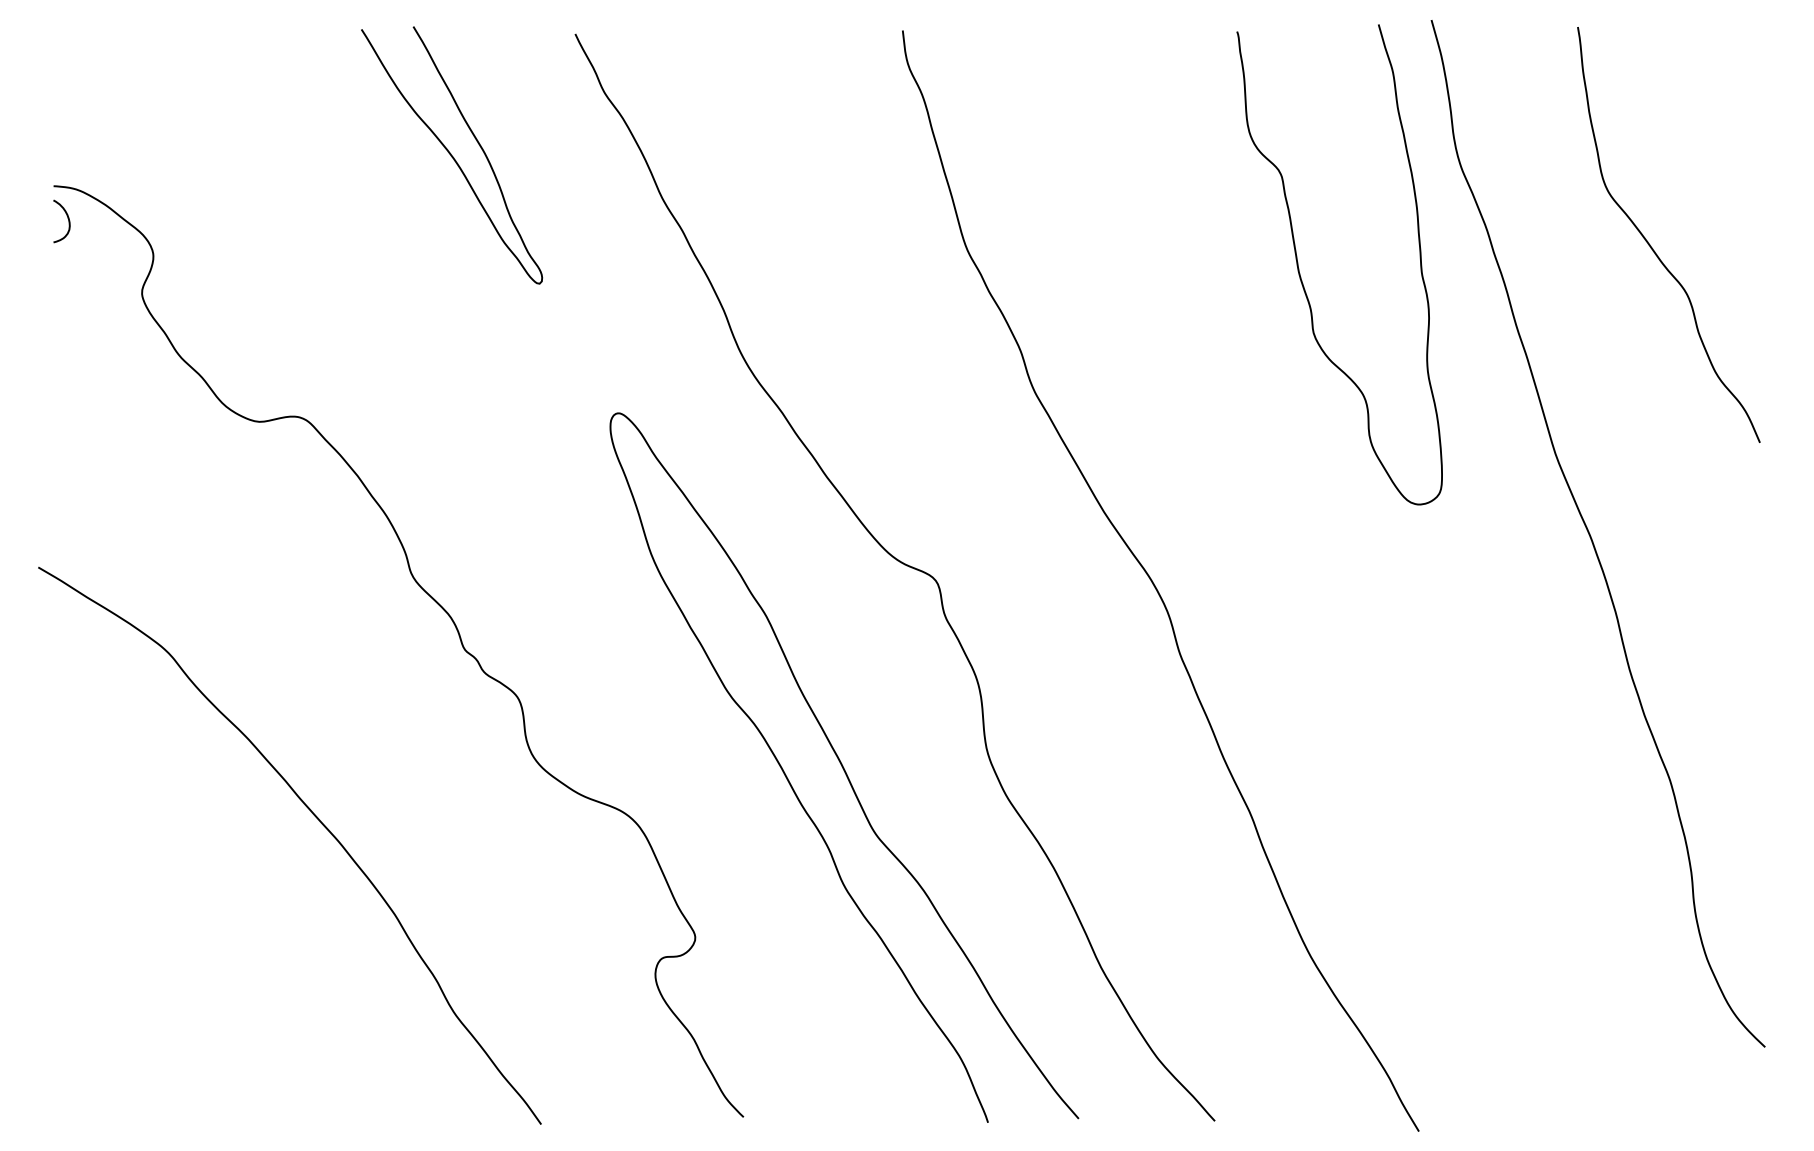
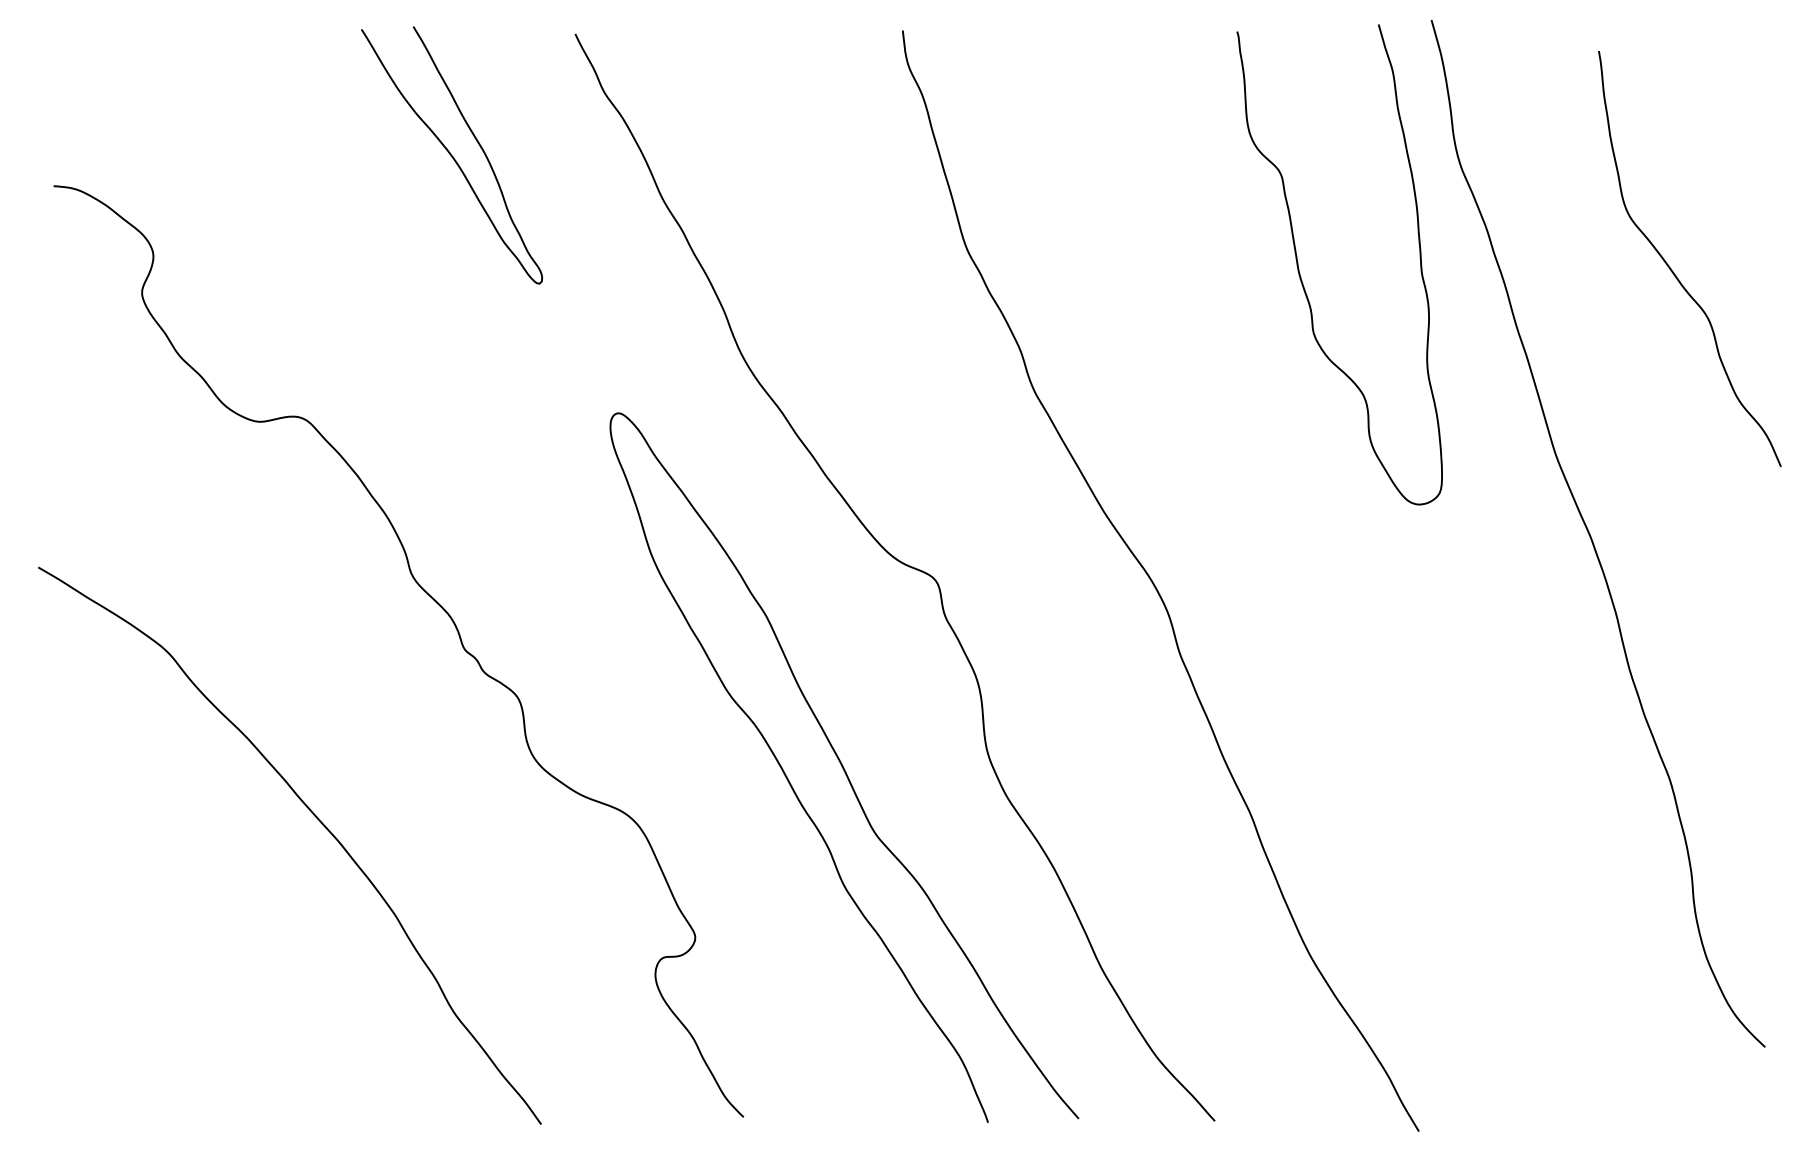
curve: present -> none (67, 218)
curve position: (1653, 248) -> (1674, 272) (1674, 272)
